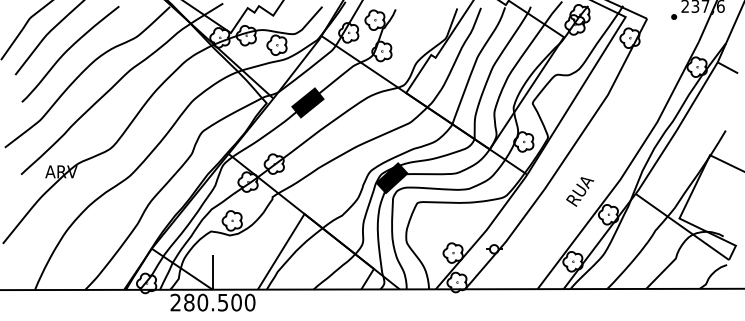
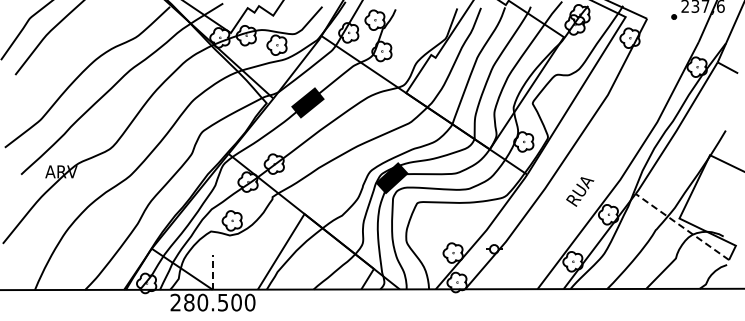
curve: present -> none (68, 50)
line: solid -> dashed (681, 226)
line: solid -> dashed (213, 272)
